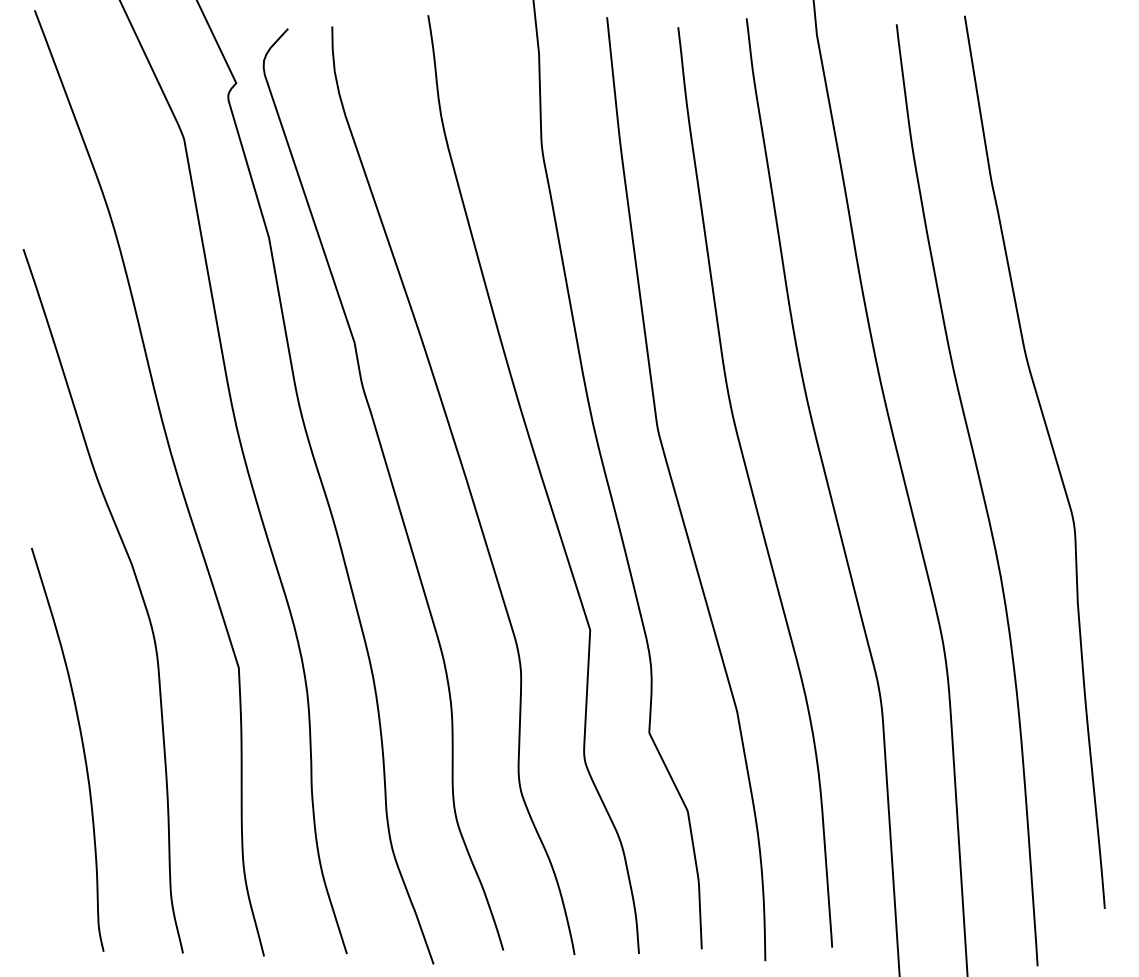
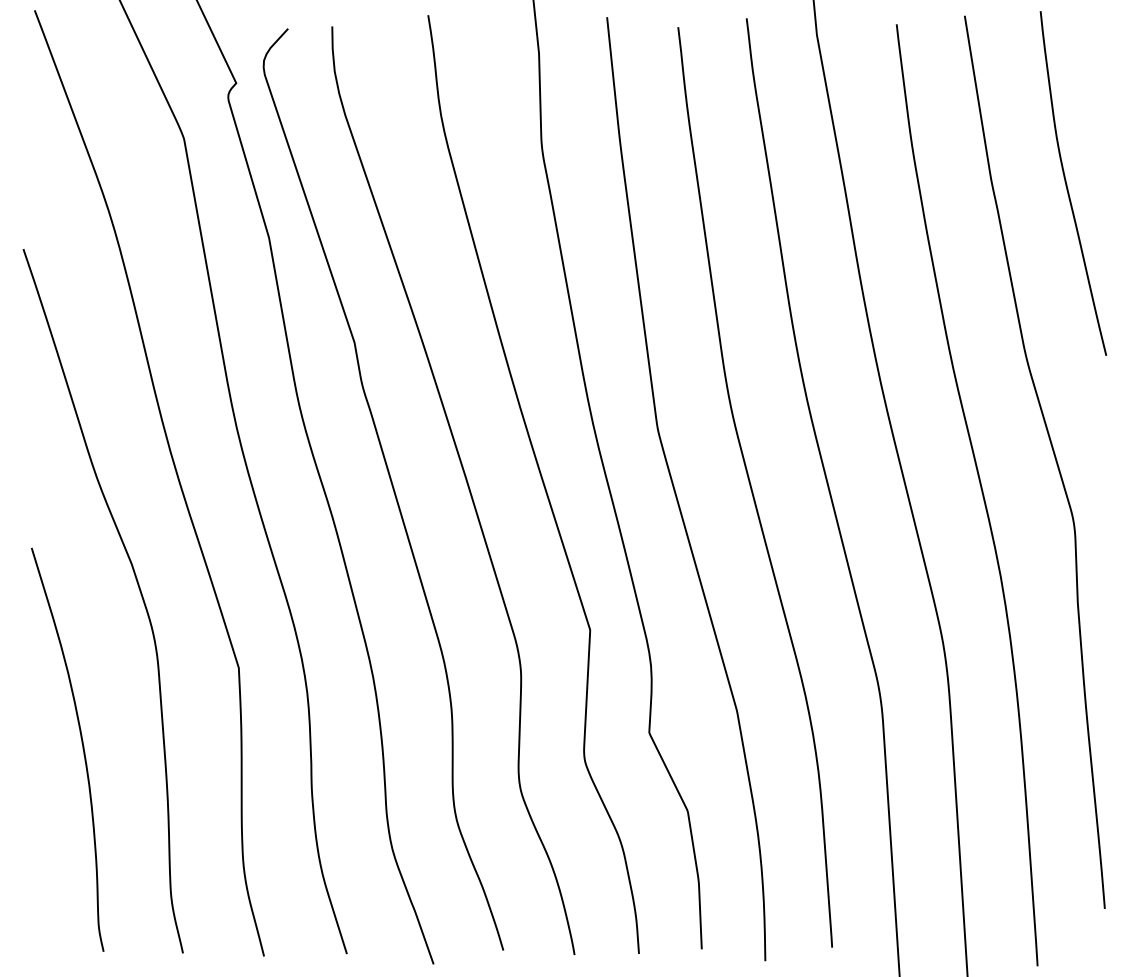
curve: none -> present (1067, 184)
